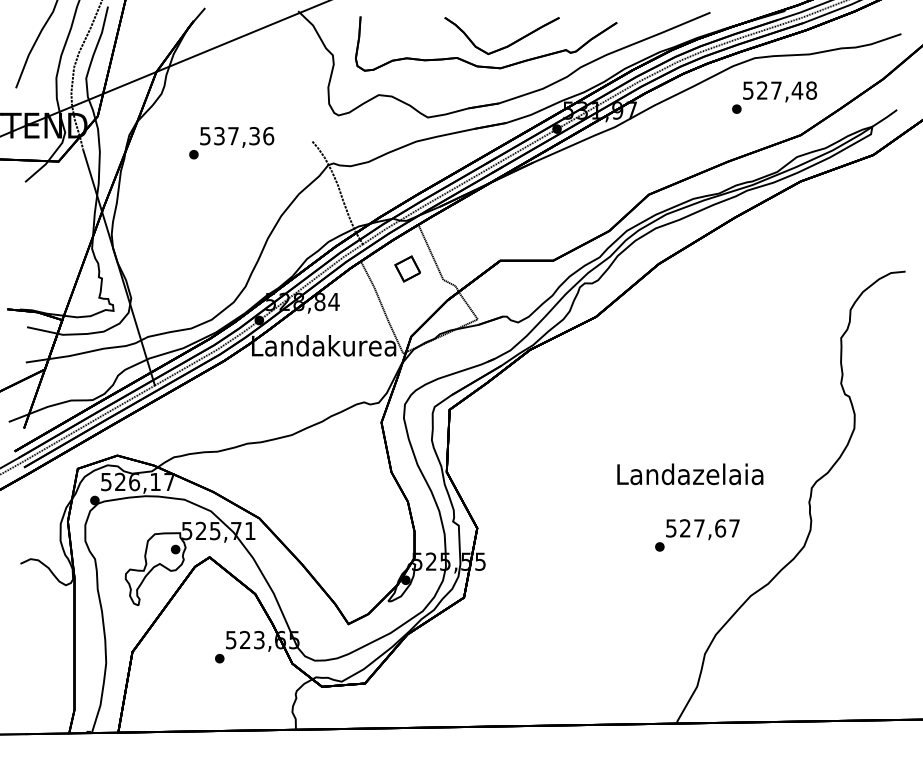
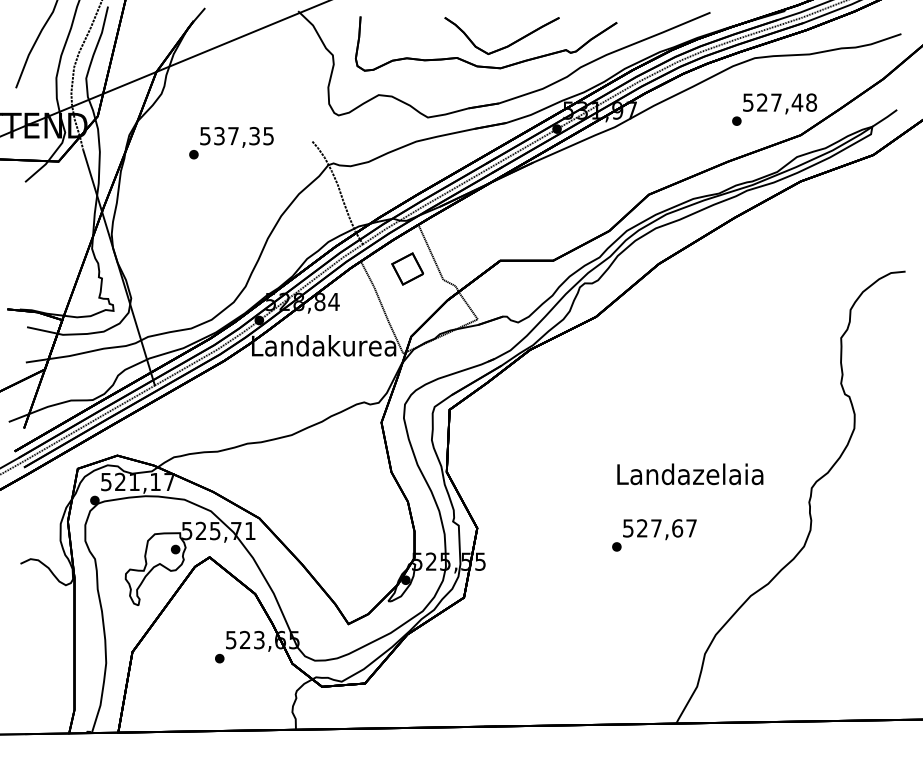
text position: (774, 97) -> (774, 109) (774, 109)
text: 537,36 -> 537,35 (268, 136)
part size: 27x28 px -> 34x34 px (407, 268)
text: 526,17 -> 521,17 (134, 482)
text position: (697, 535) -> (654, 535) (654, 535)
